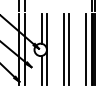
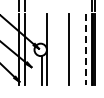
line: present -> none (41, 28)
line: present -> none (64, 49)
line: solid -> dashed (86, 50)
